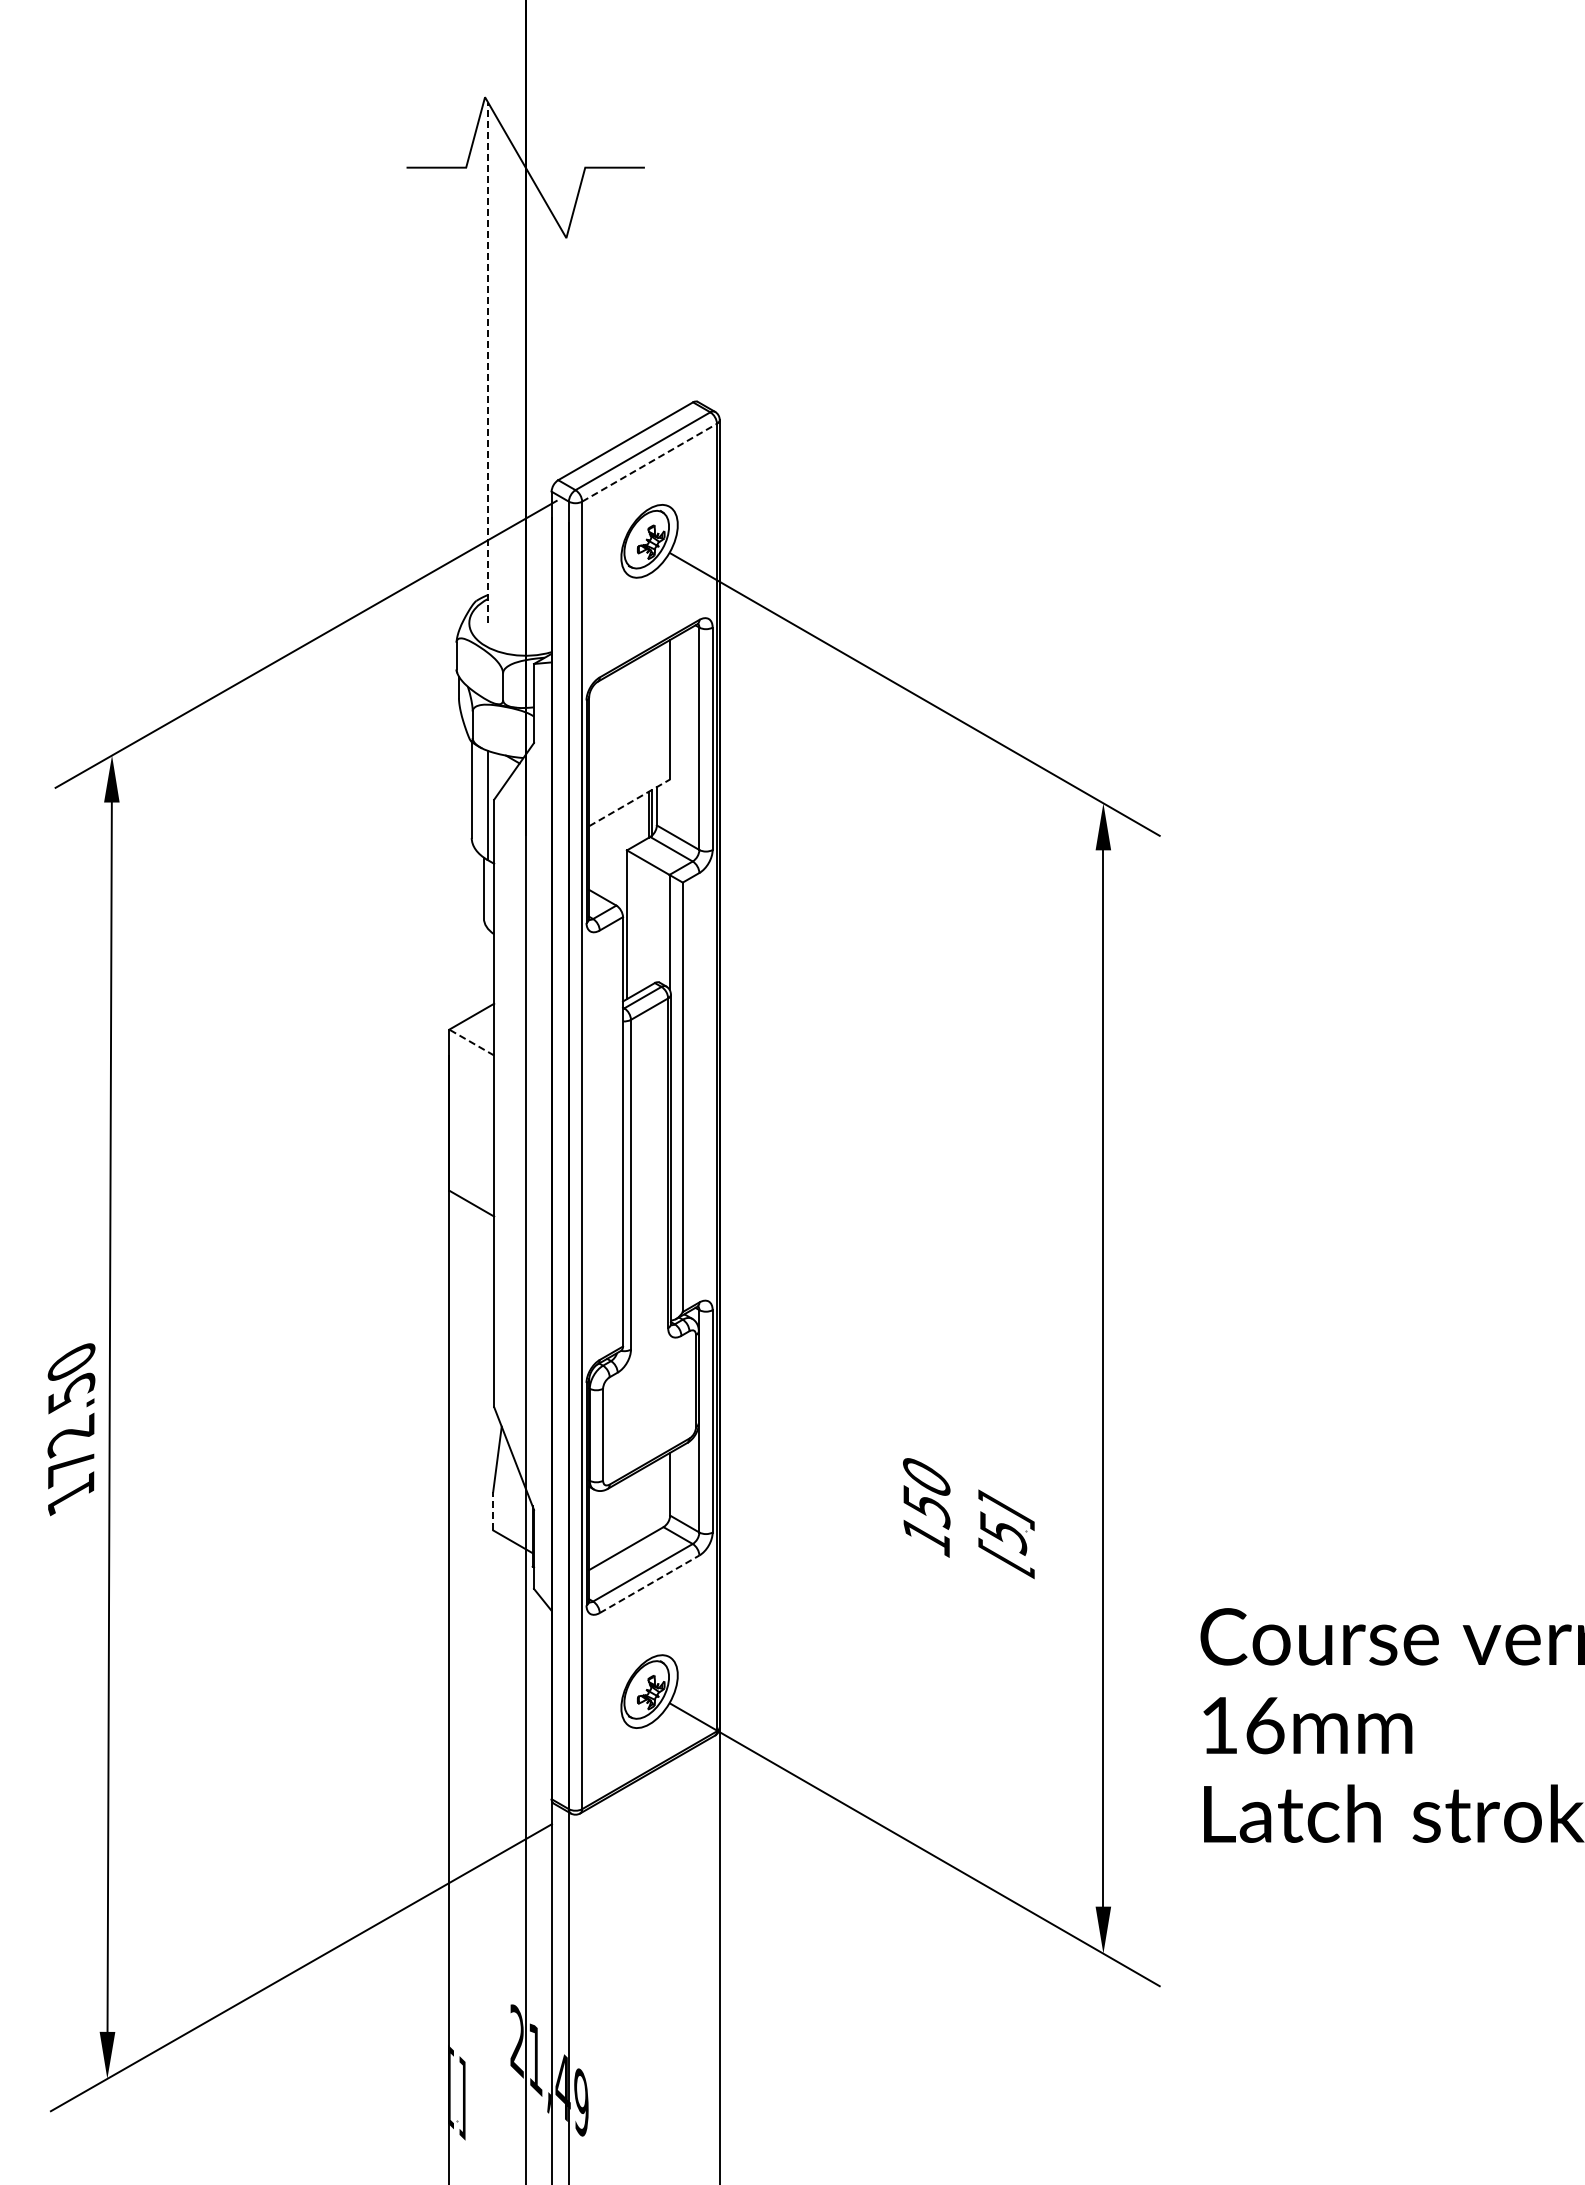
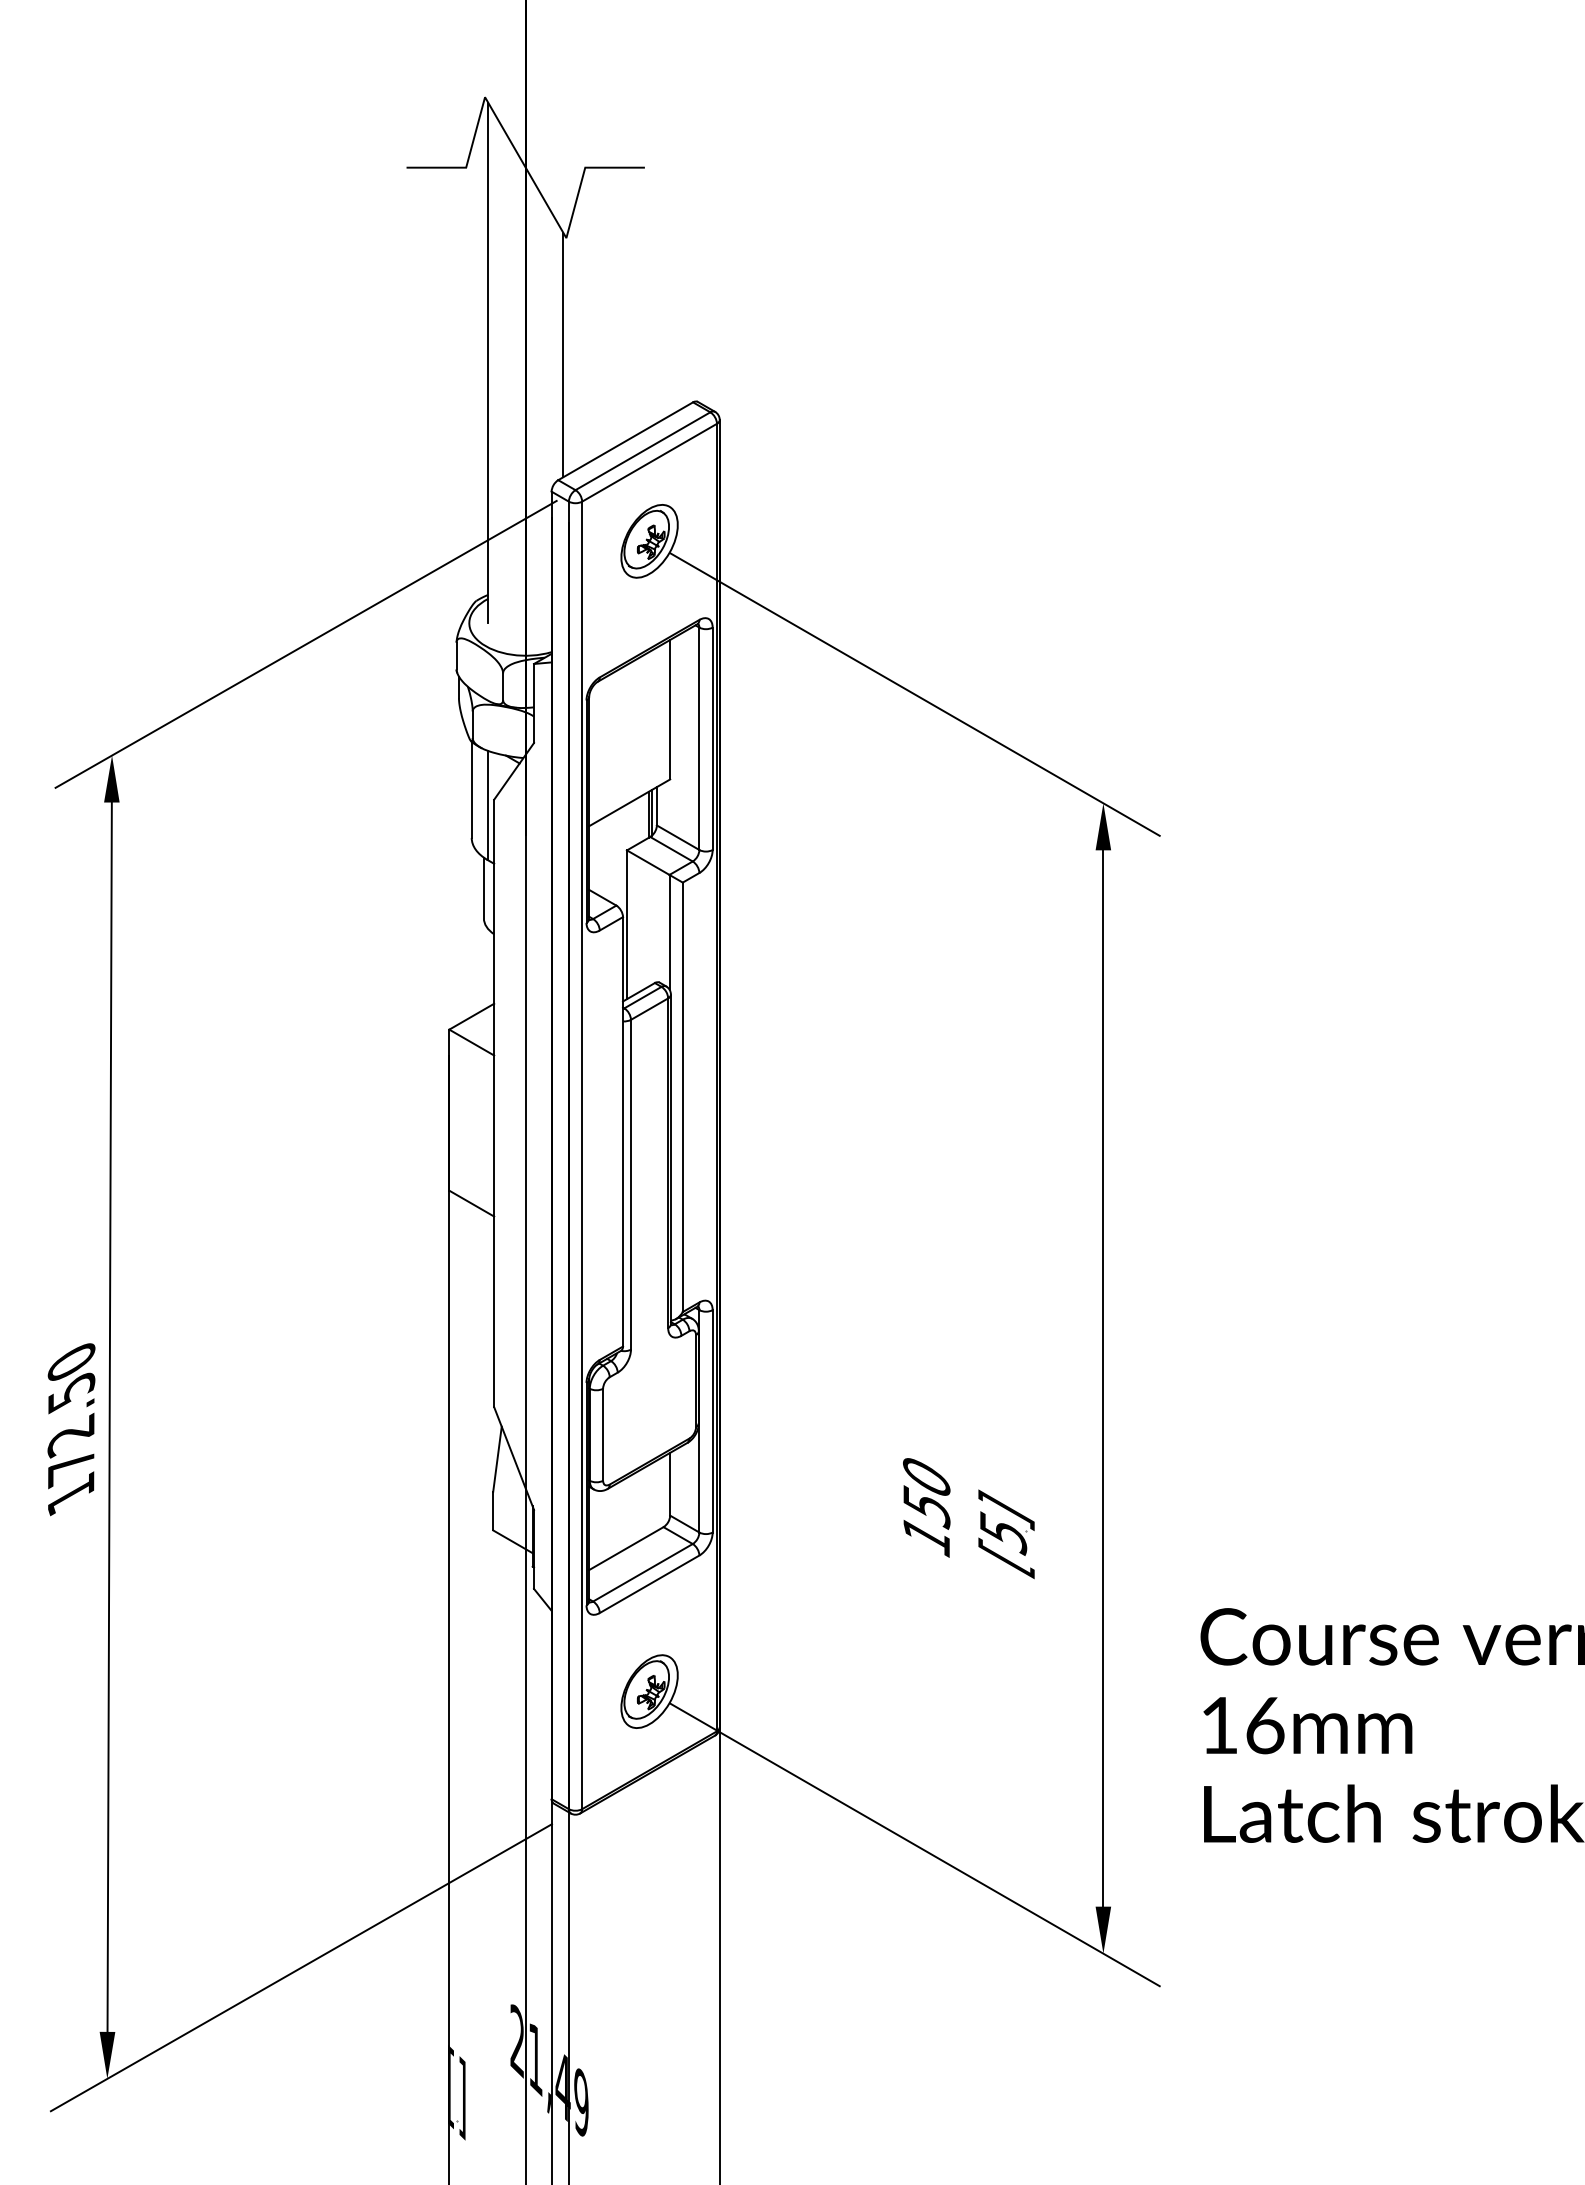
line: none -> present (563, 354)
line: dashed -> solid (488, 362)
line: dashed -> solid (649, 462)
line: dashed -> solid (629, 802)
line: dashed -> solid (471, 1042)
line: dashed -> solid (493, 1510)
line: dashed -> solid (649, 1584)
